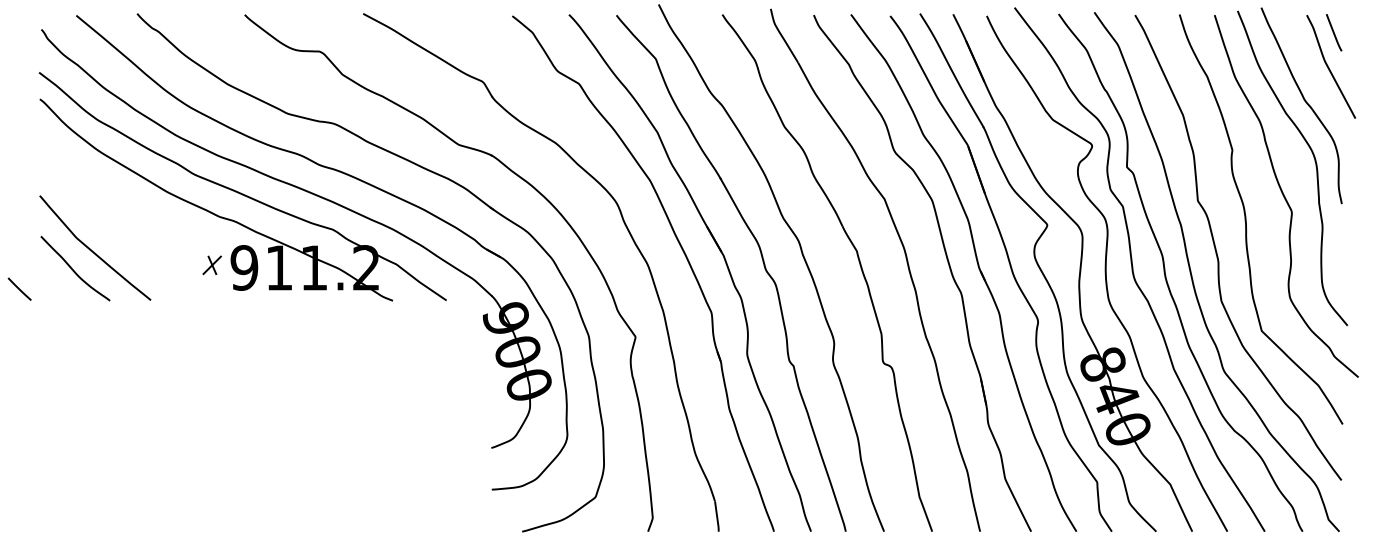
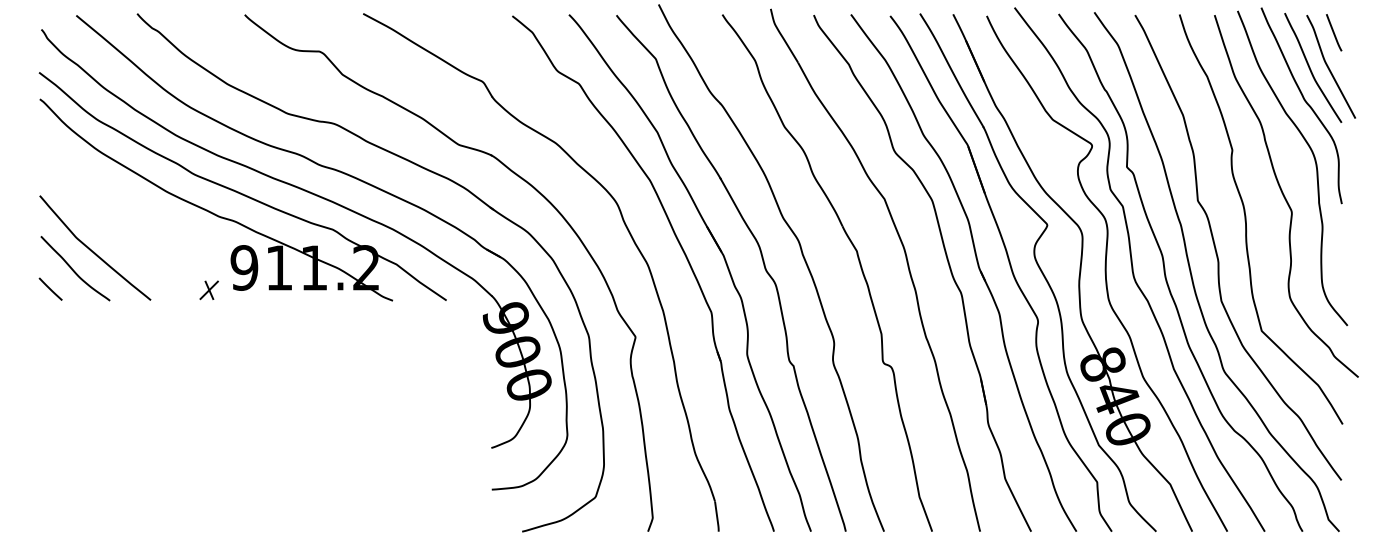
curve: none -> present (1311, 69)
part position: (211, 265) -> (208, 290) (208, 290)
line position: (19, 288) -> (50, 288) (50, 288)
